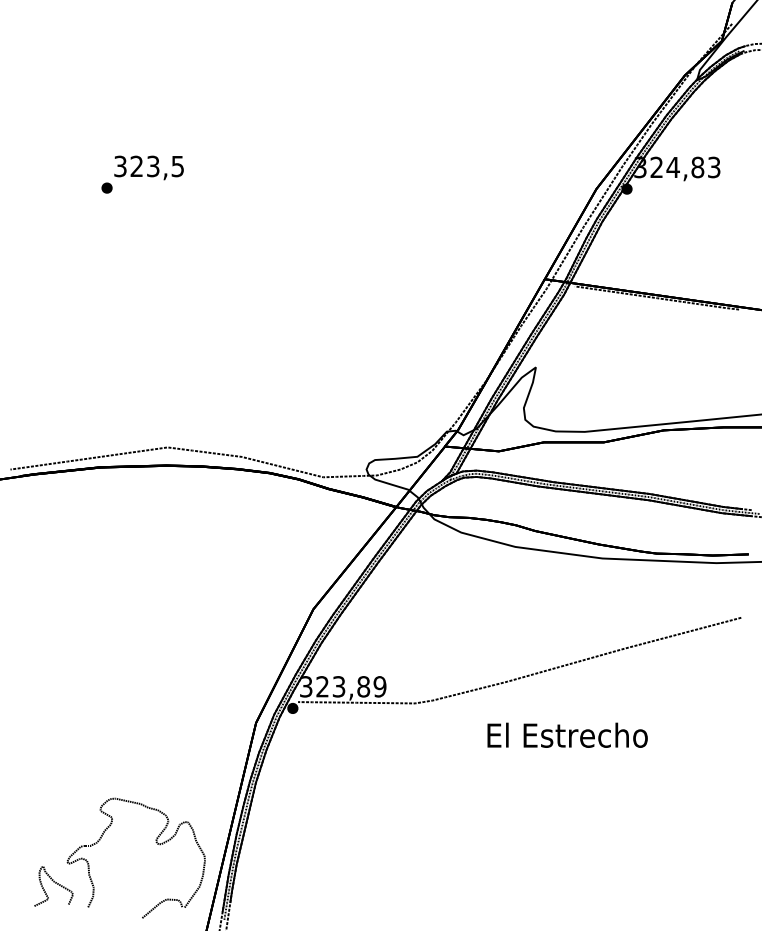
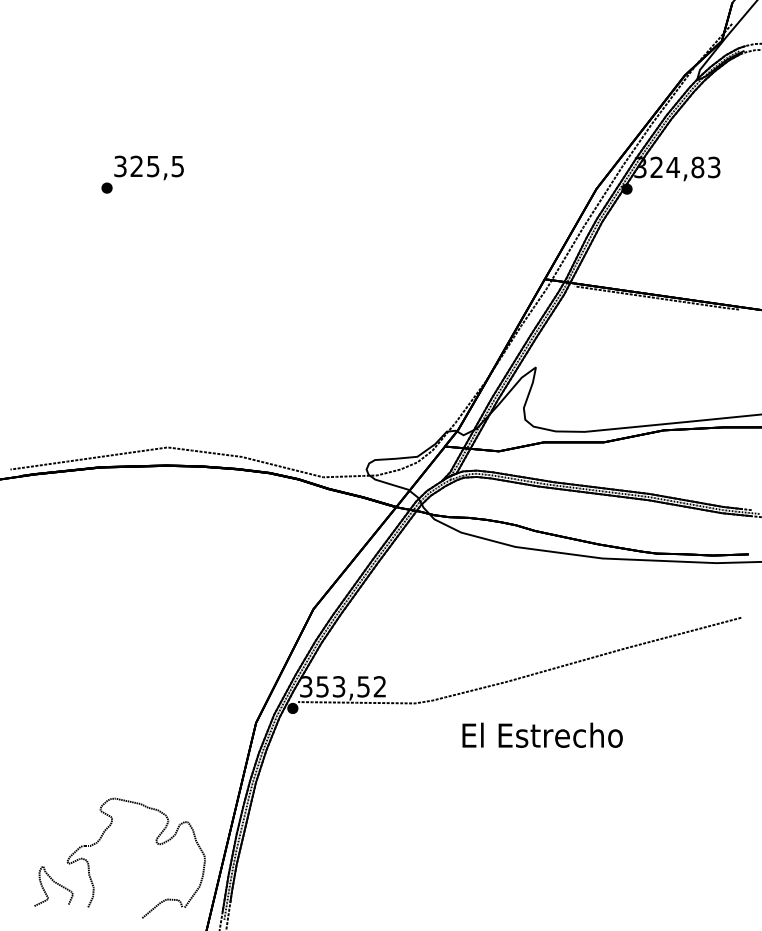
text: 323,5 -> 325,5 (153, 165)
text: 323,89 -> 353,52 (351, 686)
text position: (567, 734) -> (542, 734) (542, 734)
